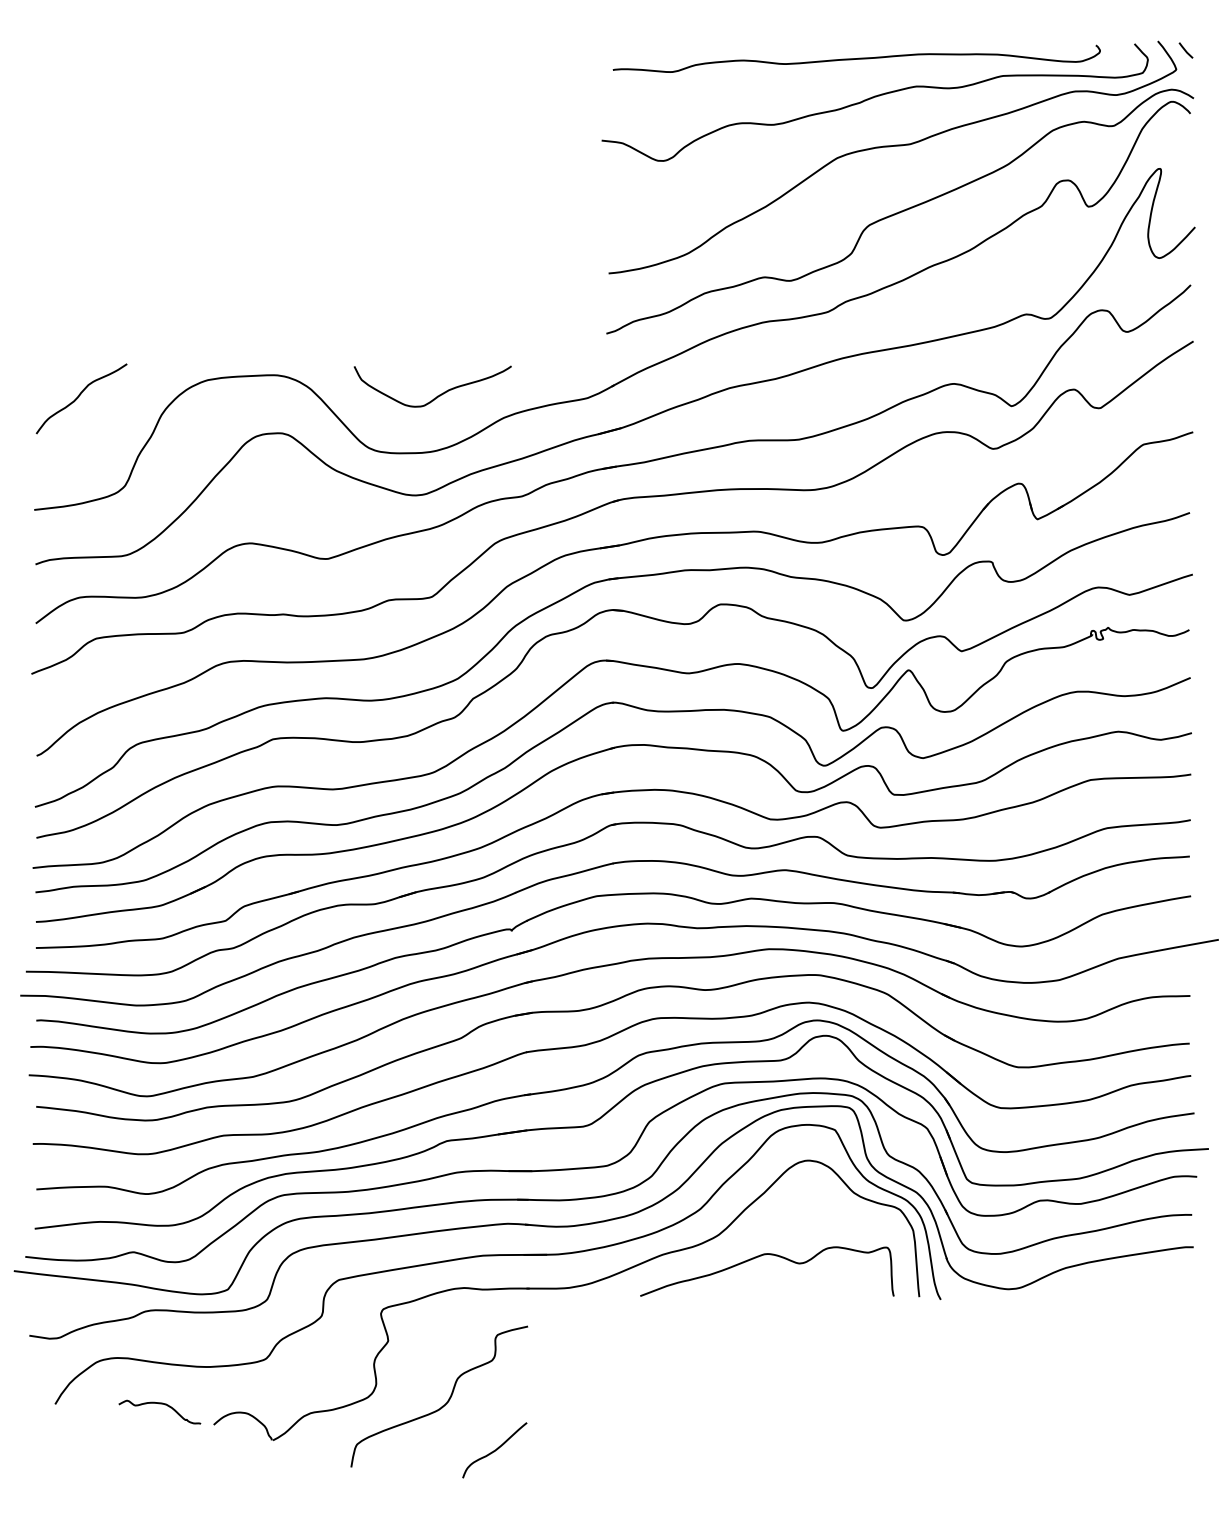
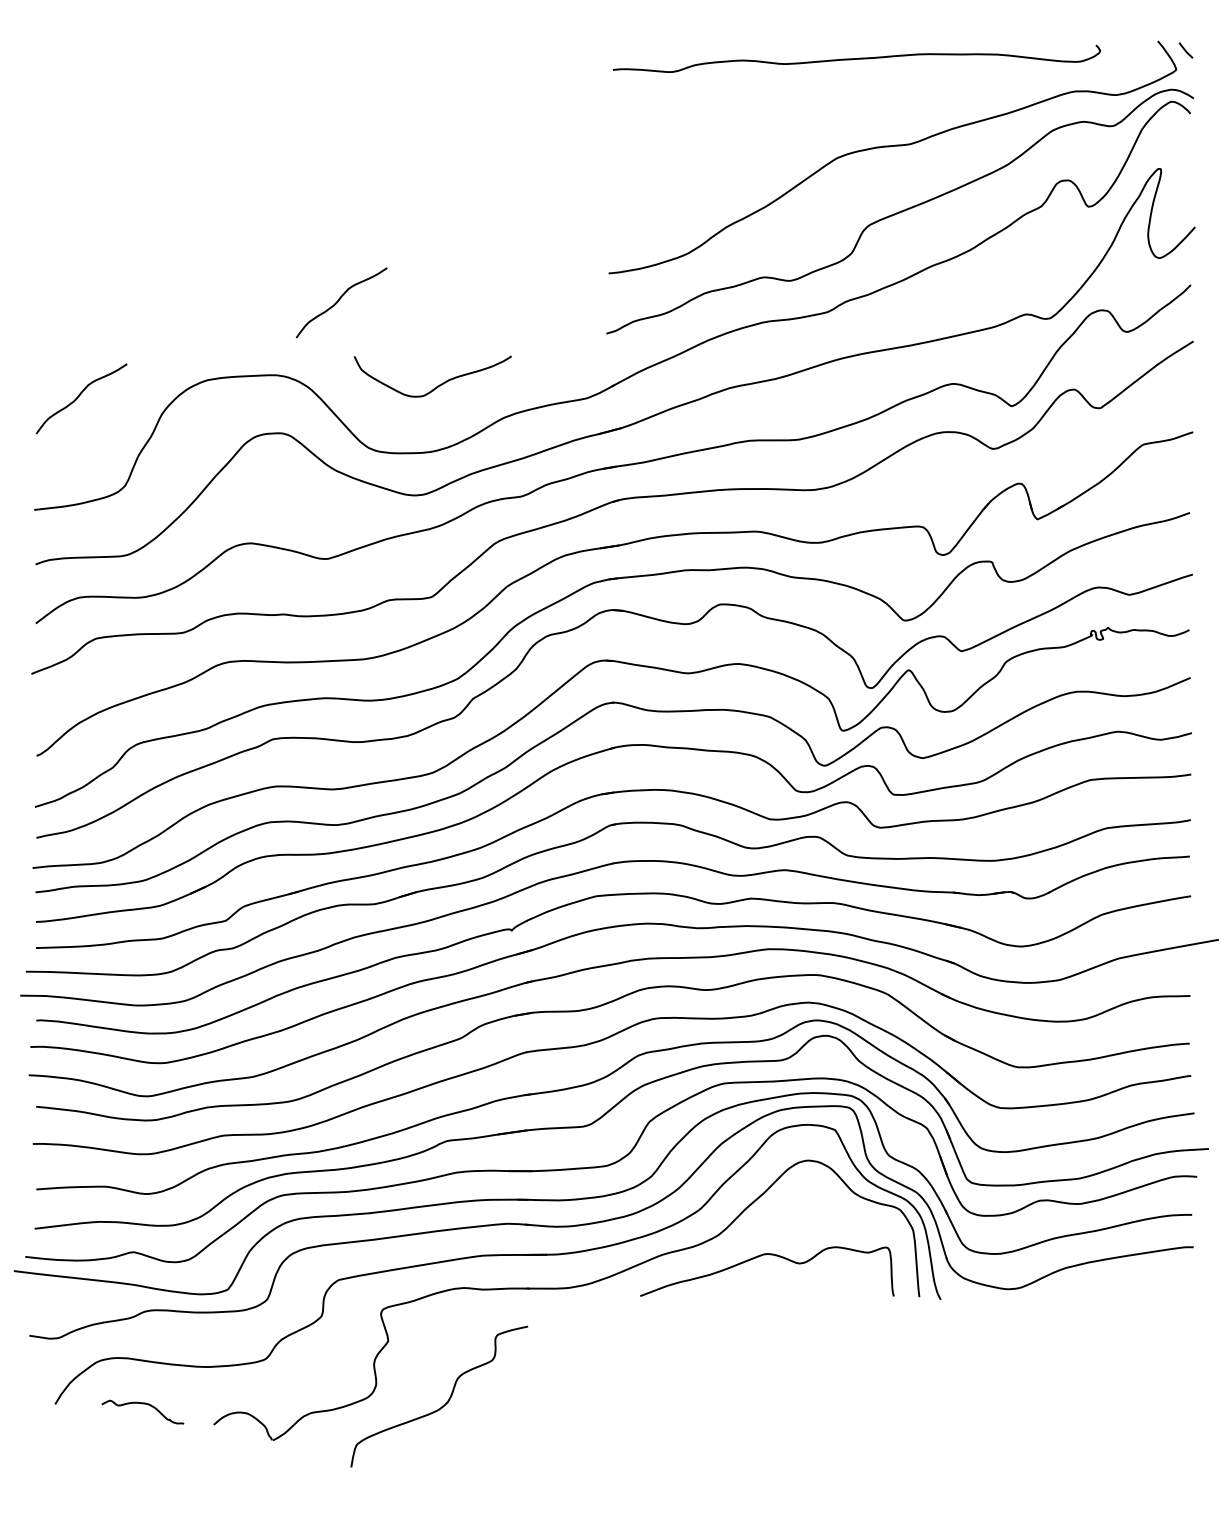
curve: present -> none (873, 98)
curve: none -> present (339, 300)
curve position: (437, 395) -> (437, 385) (437, 385)
curve position: (159, 1404) -> (142, 1404) (142, 1404)
curve: present -> none (494, 1450)
